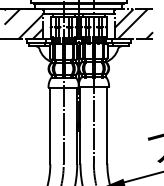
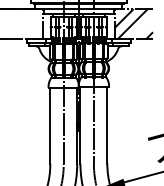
hatch: present -> none (23, 24)
